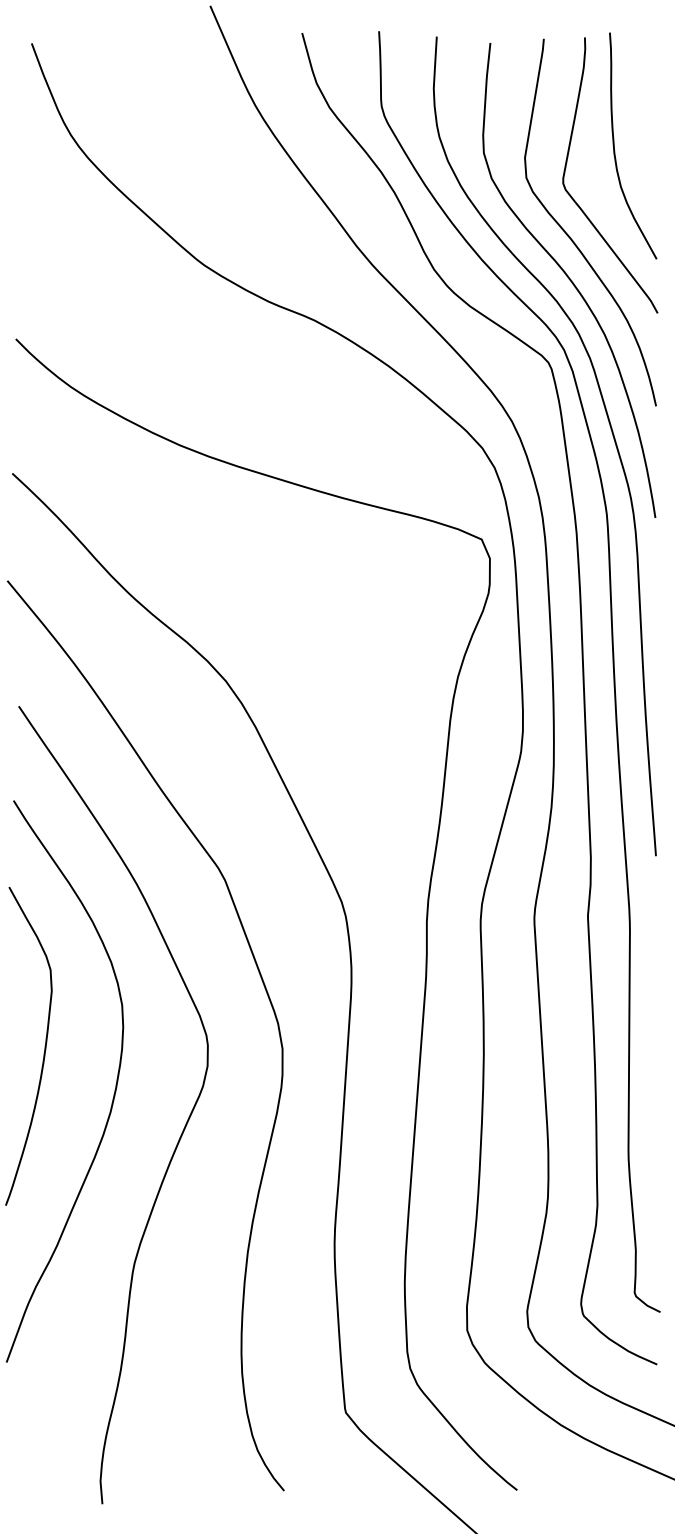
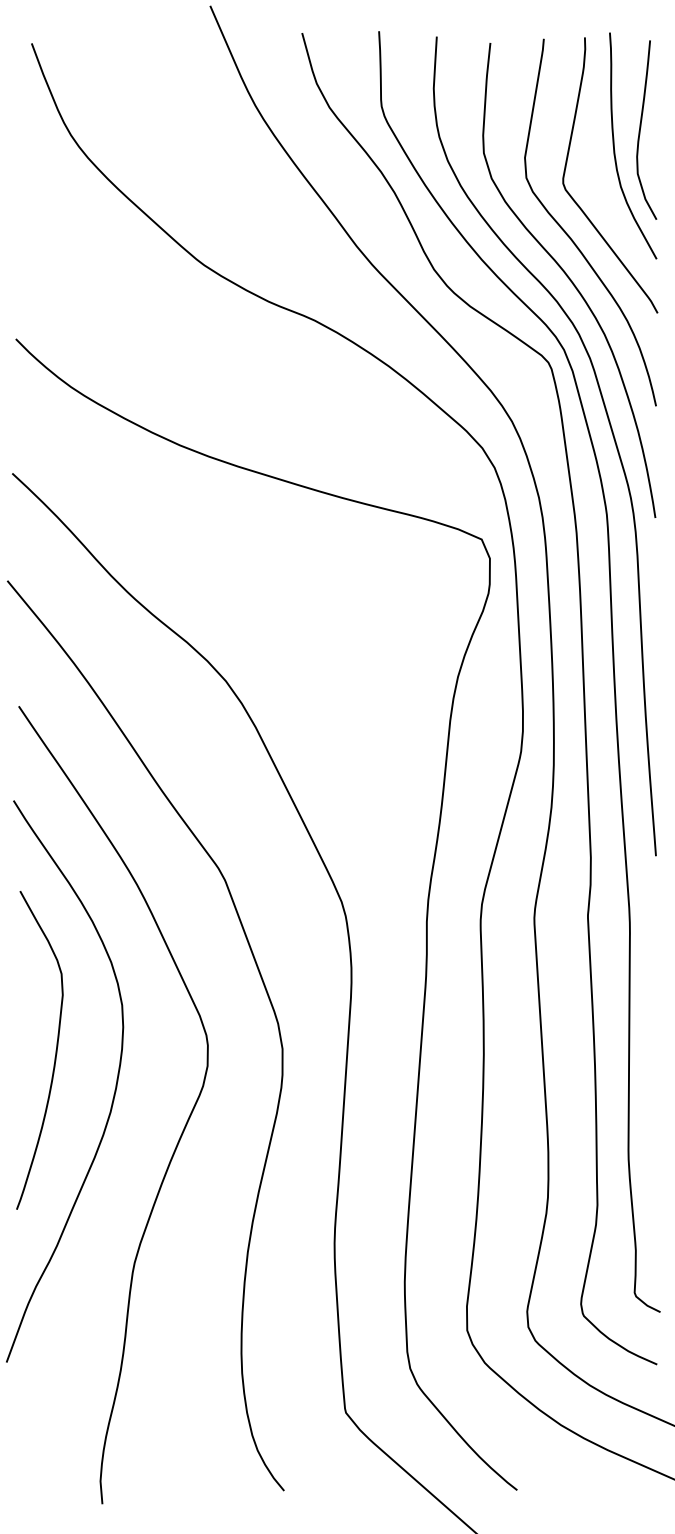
curve: none -> present (641, 127)
curve position: (44, 1046) -> (55, 1050) (55, 1050)
